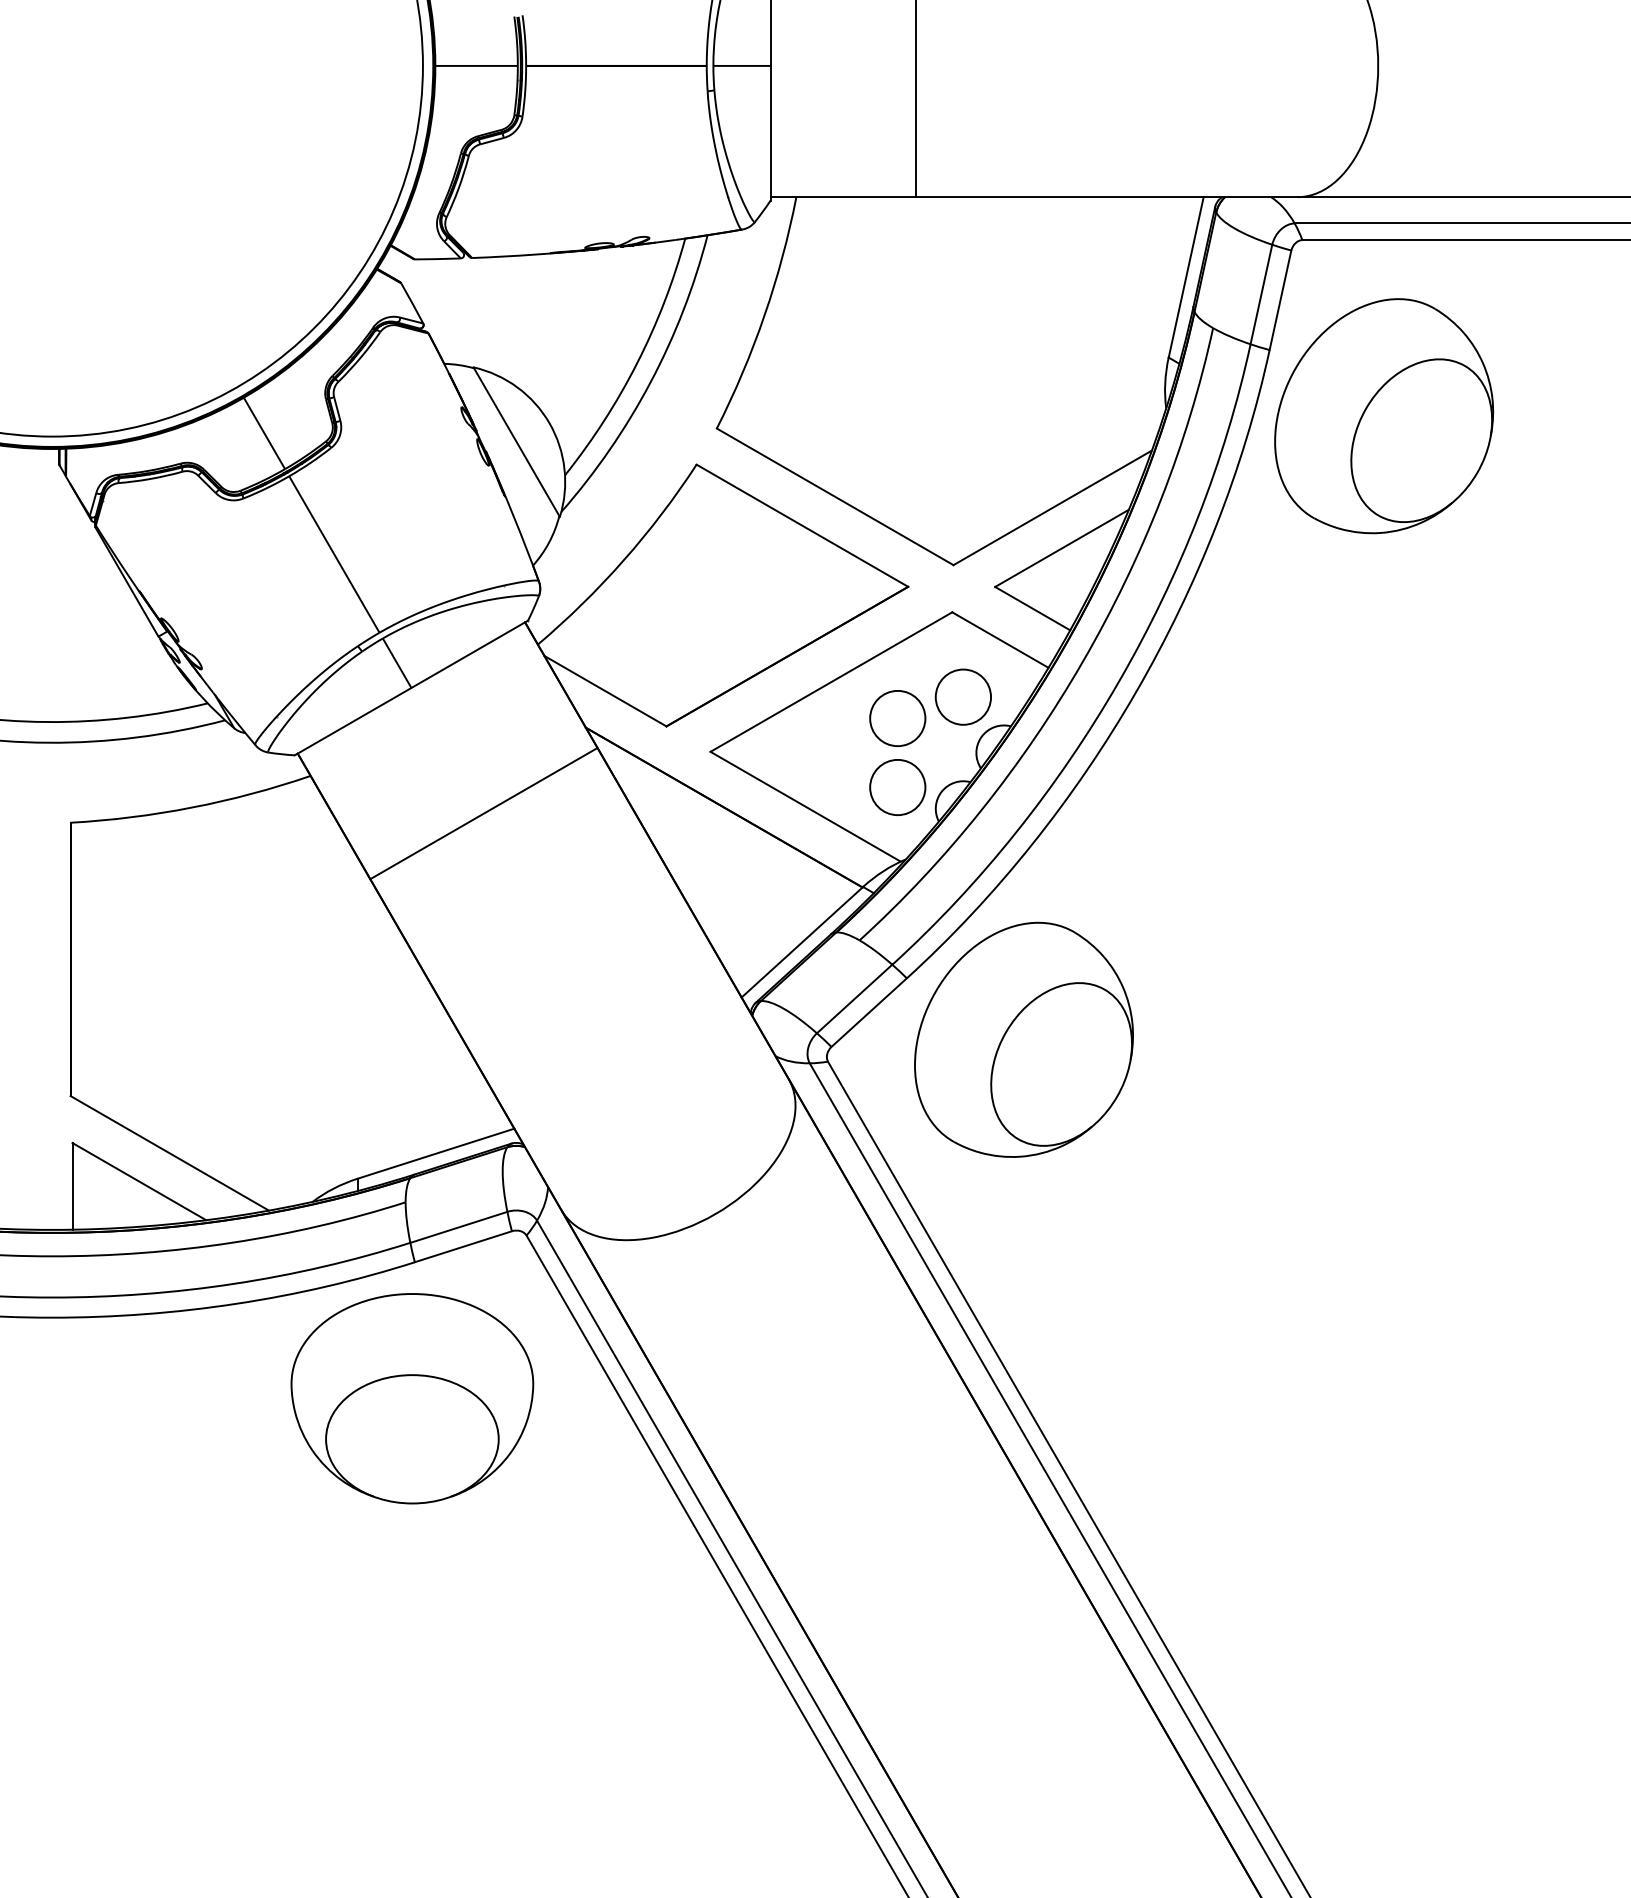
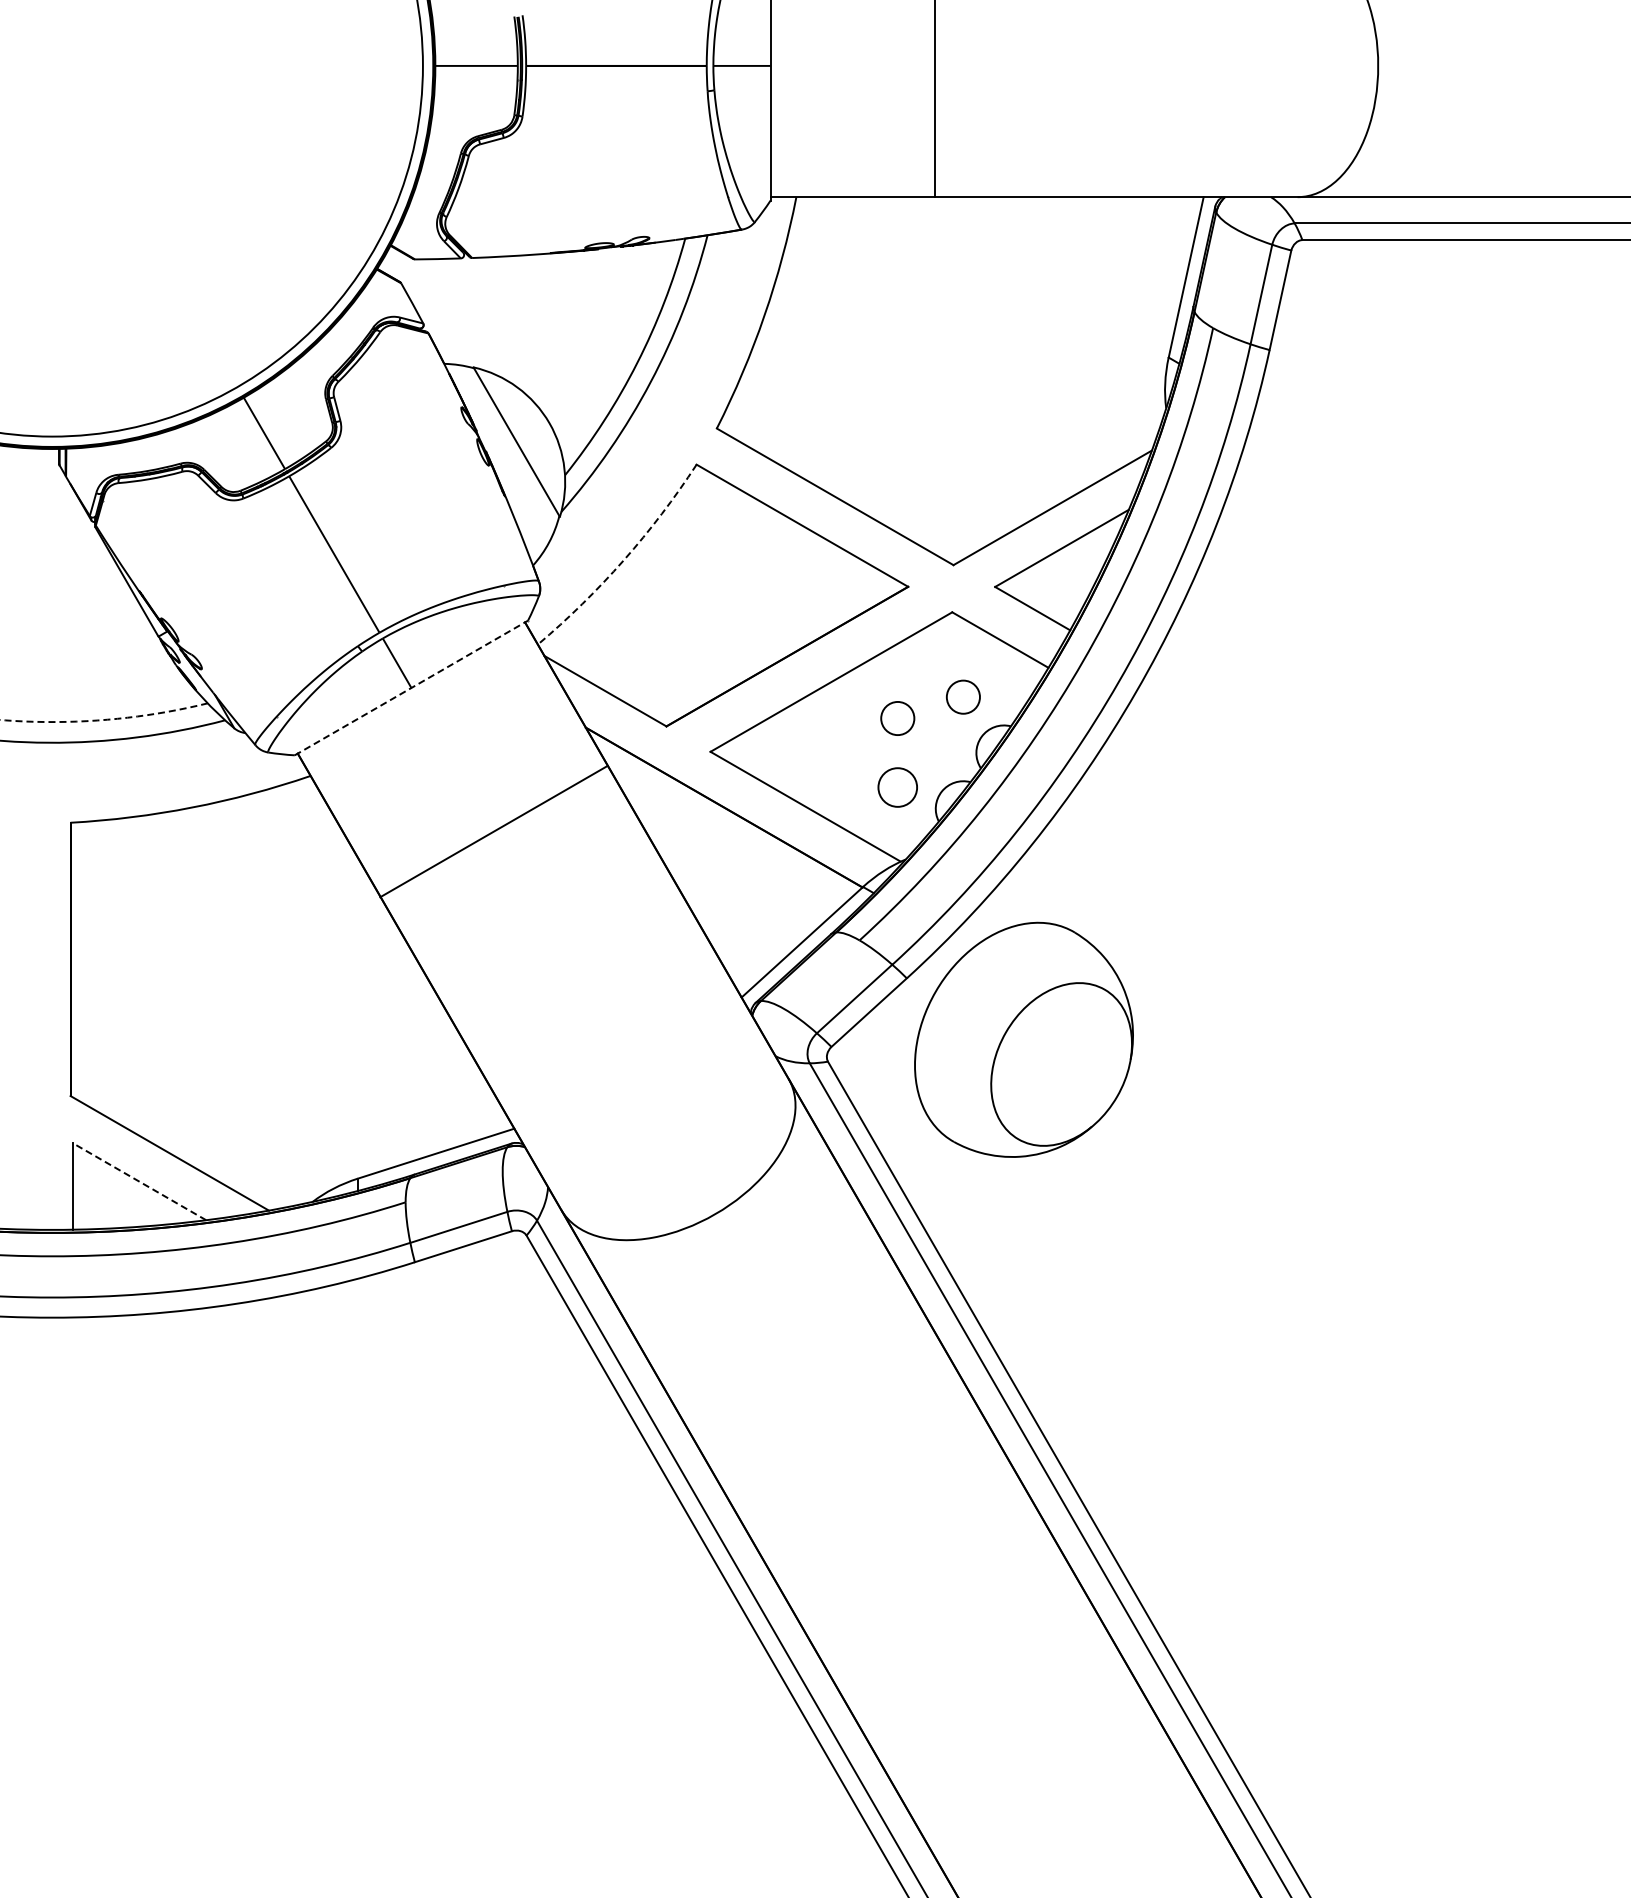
line position: (915, 99) -> (934, 99) (934, 99)
part: present -> none (1384, 416)
arc: solid -> dashed (623, 560)
line: solid -> dashed (411, 687)
circle diameter: 55 px -> 33 px (962, 696)
circle diameter: 55 px -> 33 px (897, 718)
arc: solid -> dashed (105, 719)
circle diameter: 55 px -> 39 px (897, 787)
line position: (483, 813) -> (493, 831) (493, 831)
line: solid -> dashed (138, 1181)
part: present -> none (412, 1398)
